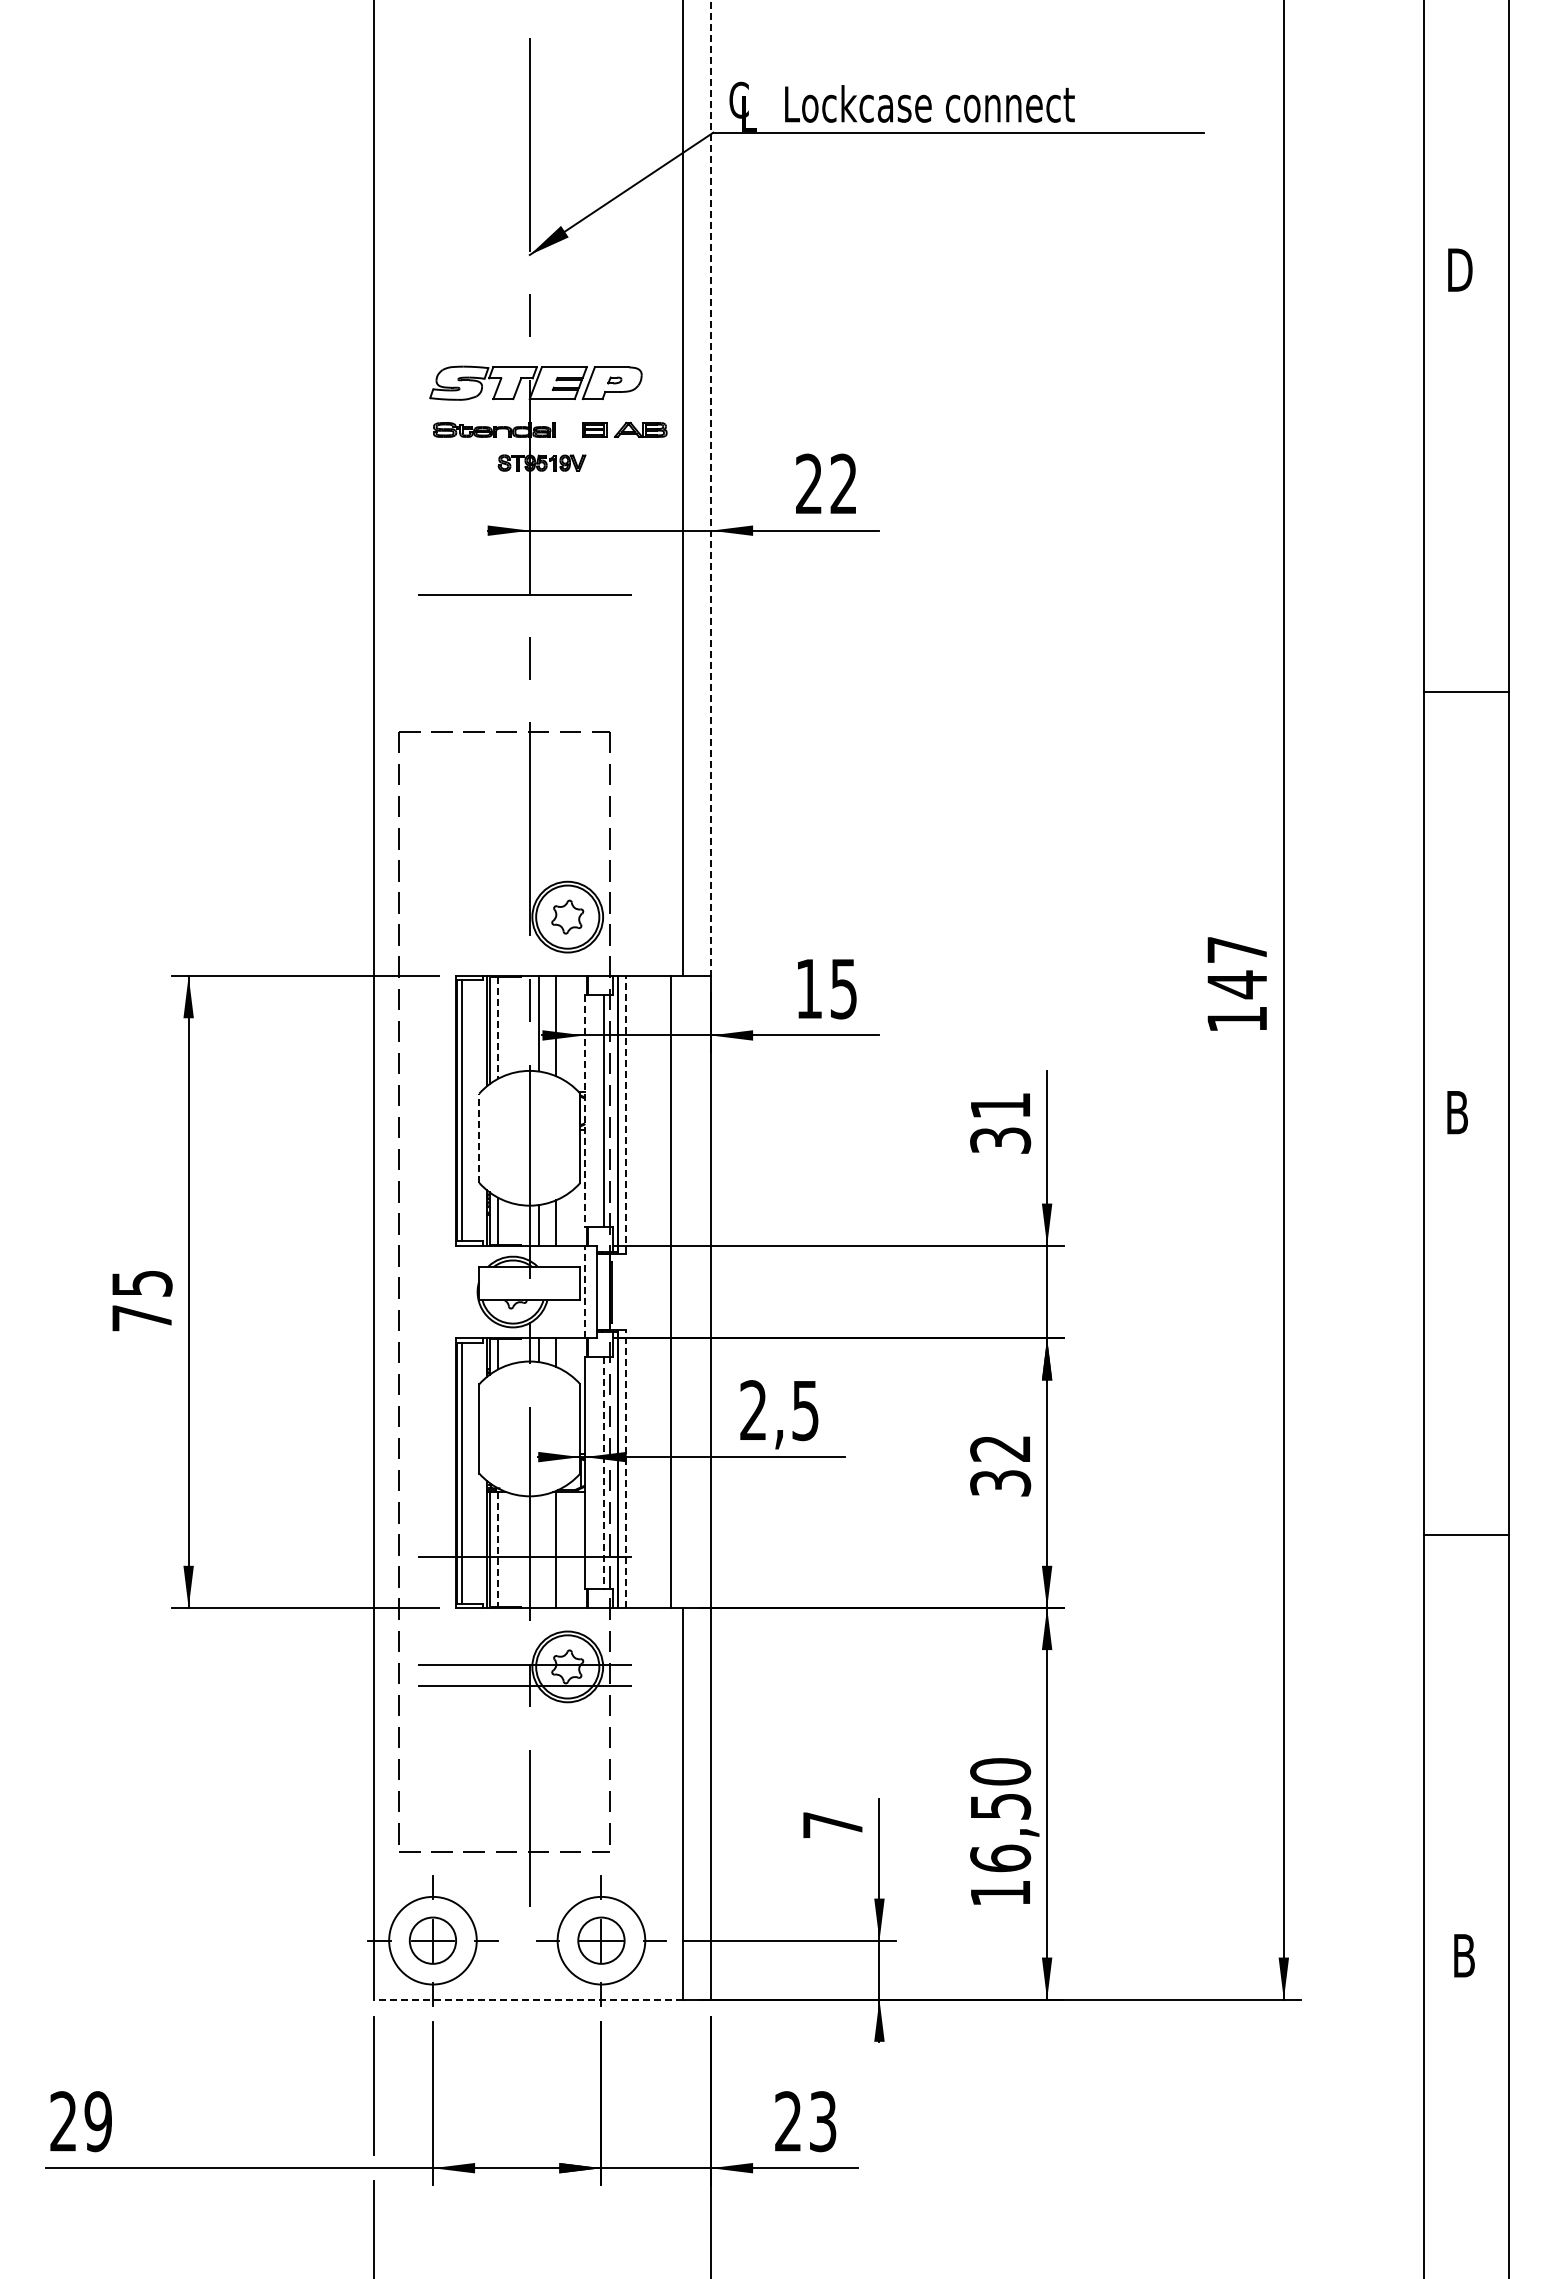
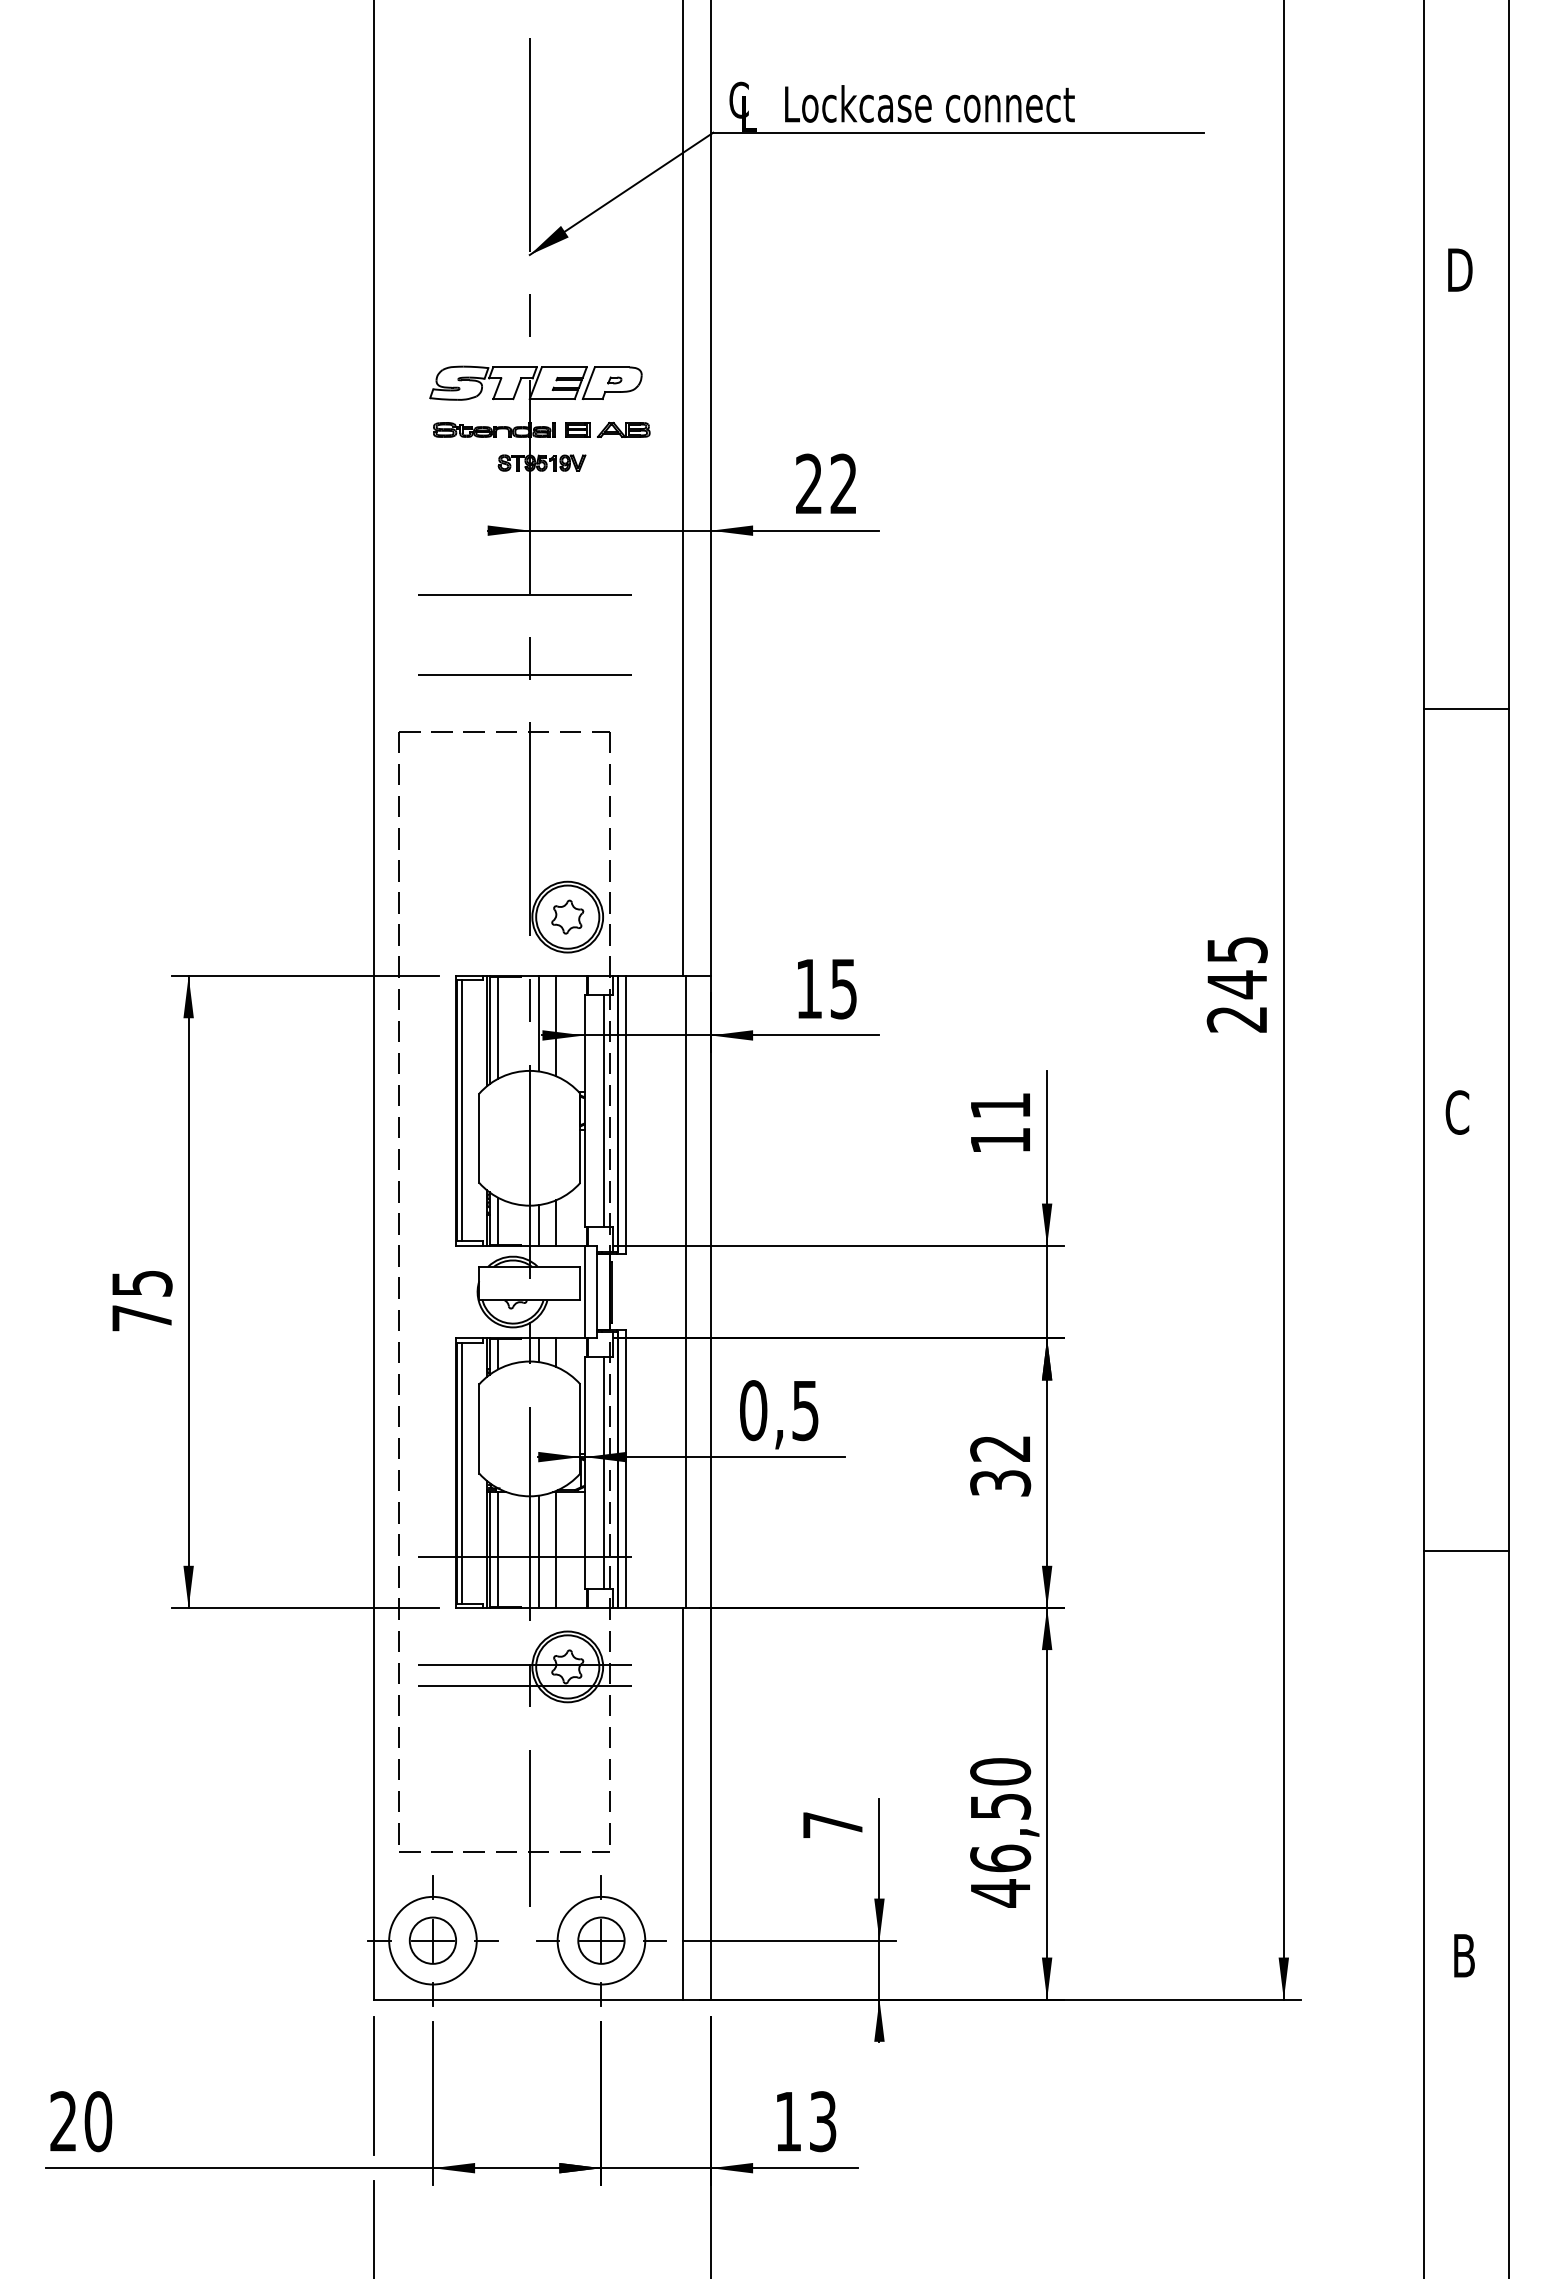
part position: (624, 429) -> (607, 429) (607, 429)
line: dashed -> solid (710, 488)
line: none -> present (529, 674)
line position: (1466, 691) -> (1466, 708) (1466, 708)
text: 147 -> 245 (1236, 984)
line: dashed -> solid (498, 1027)
line: dashed -> solid (584, 1111)
text: B -> C (1457, 1112)
line: dashed -> solid (626, 1114)
line: dashed -> solid (479, 1138)
text: 31 -> 11 (1000, 1140)
line: dashed -> solid (584, 1291)
line position: (670, 1291) -> (685, 1291) (685, 1291)
text: 2,5 -> 0,5 (753, 1410)
line: dashed -> solid (626, 1469)
line: dashed -> solid (603, 1473)
line position: (1466, 1535) -> (1466, 1551) (1466, 1551)
line: dashed -> solid (498, 1550)
line: none -> present (538, 1551)
text: 16,50 -> 46,50 (1000, 1893)
line: dashed -> solid (528, 1999)
text: 29 -> 20 (98, 2121)
text: 23 -> 13 (787, 2121)
